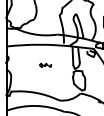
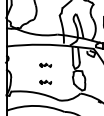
part: none -> present (45, 81)
